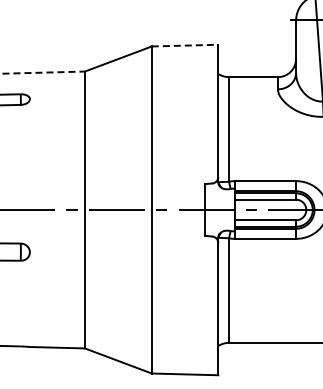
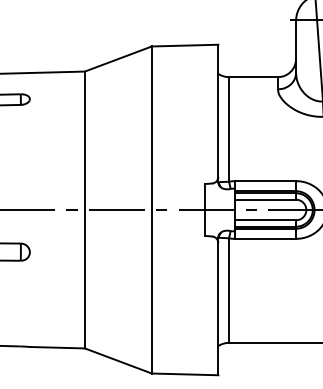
line: dashed -> solid (185, 45)
line: dashed -> solid (43, 72)
